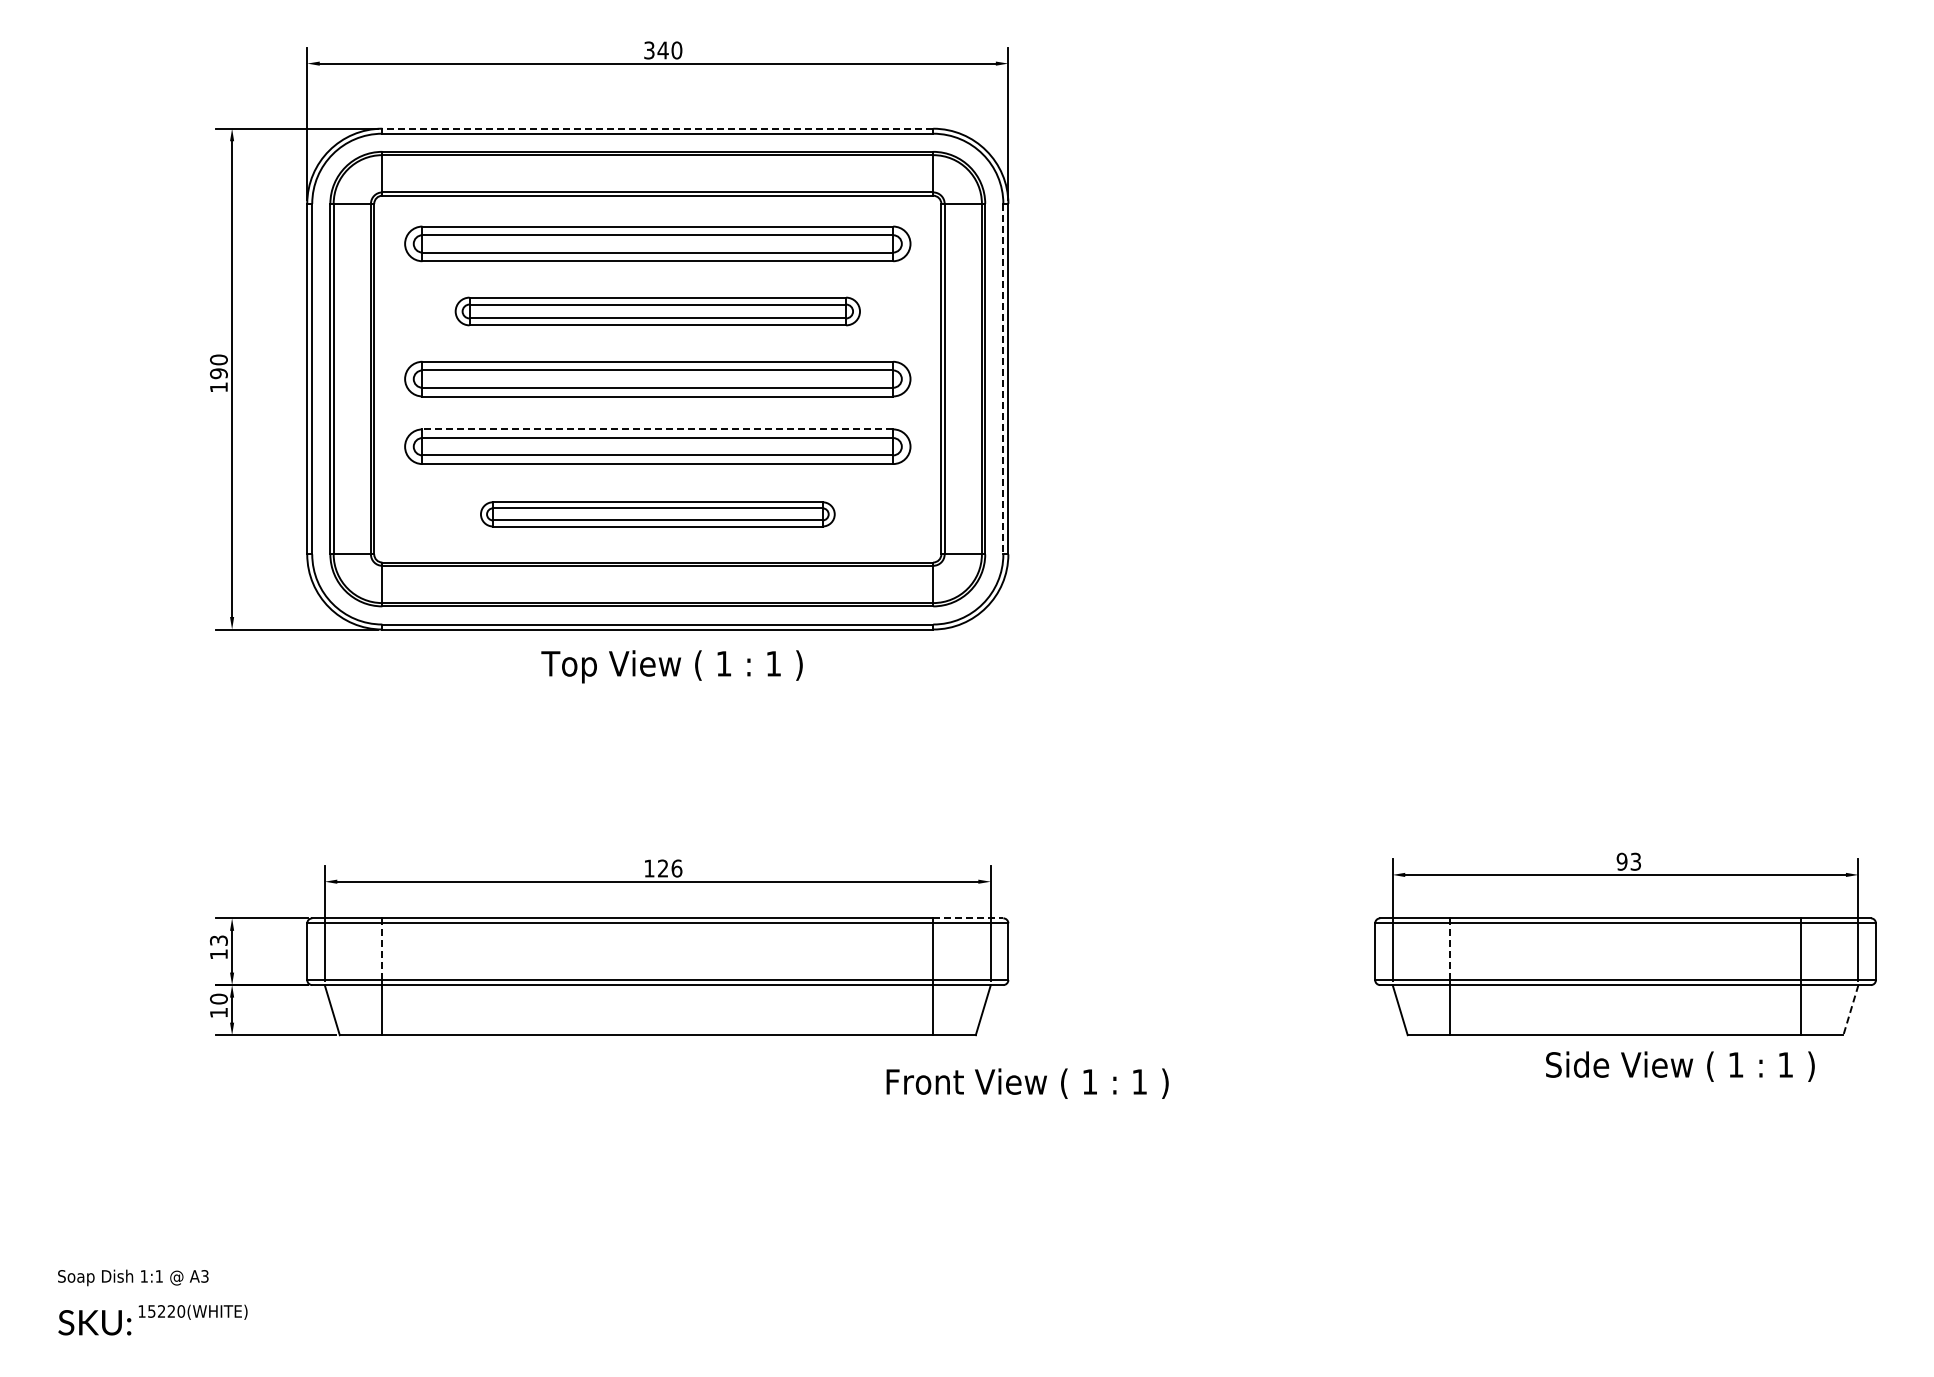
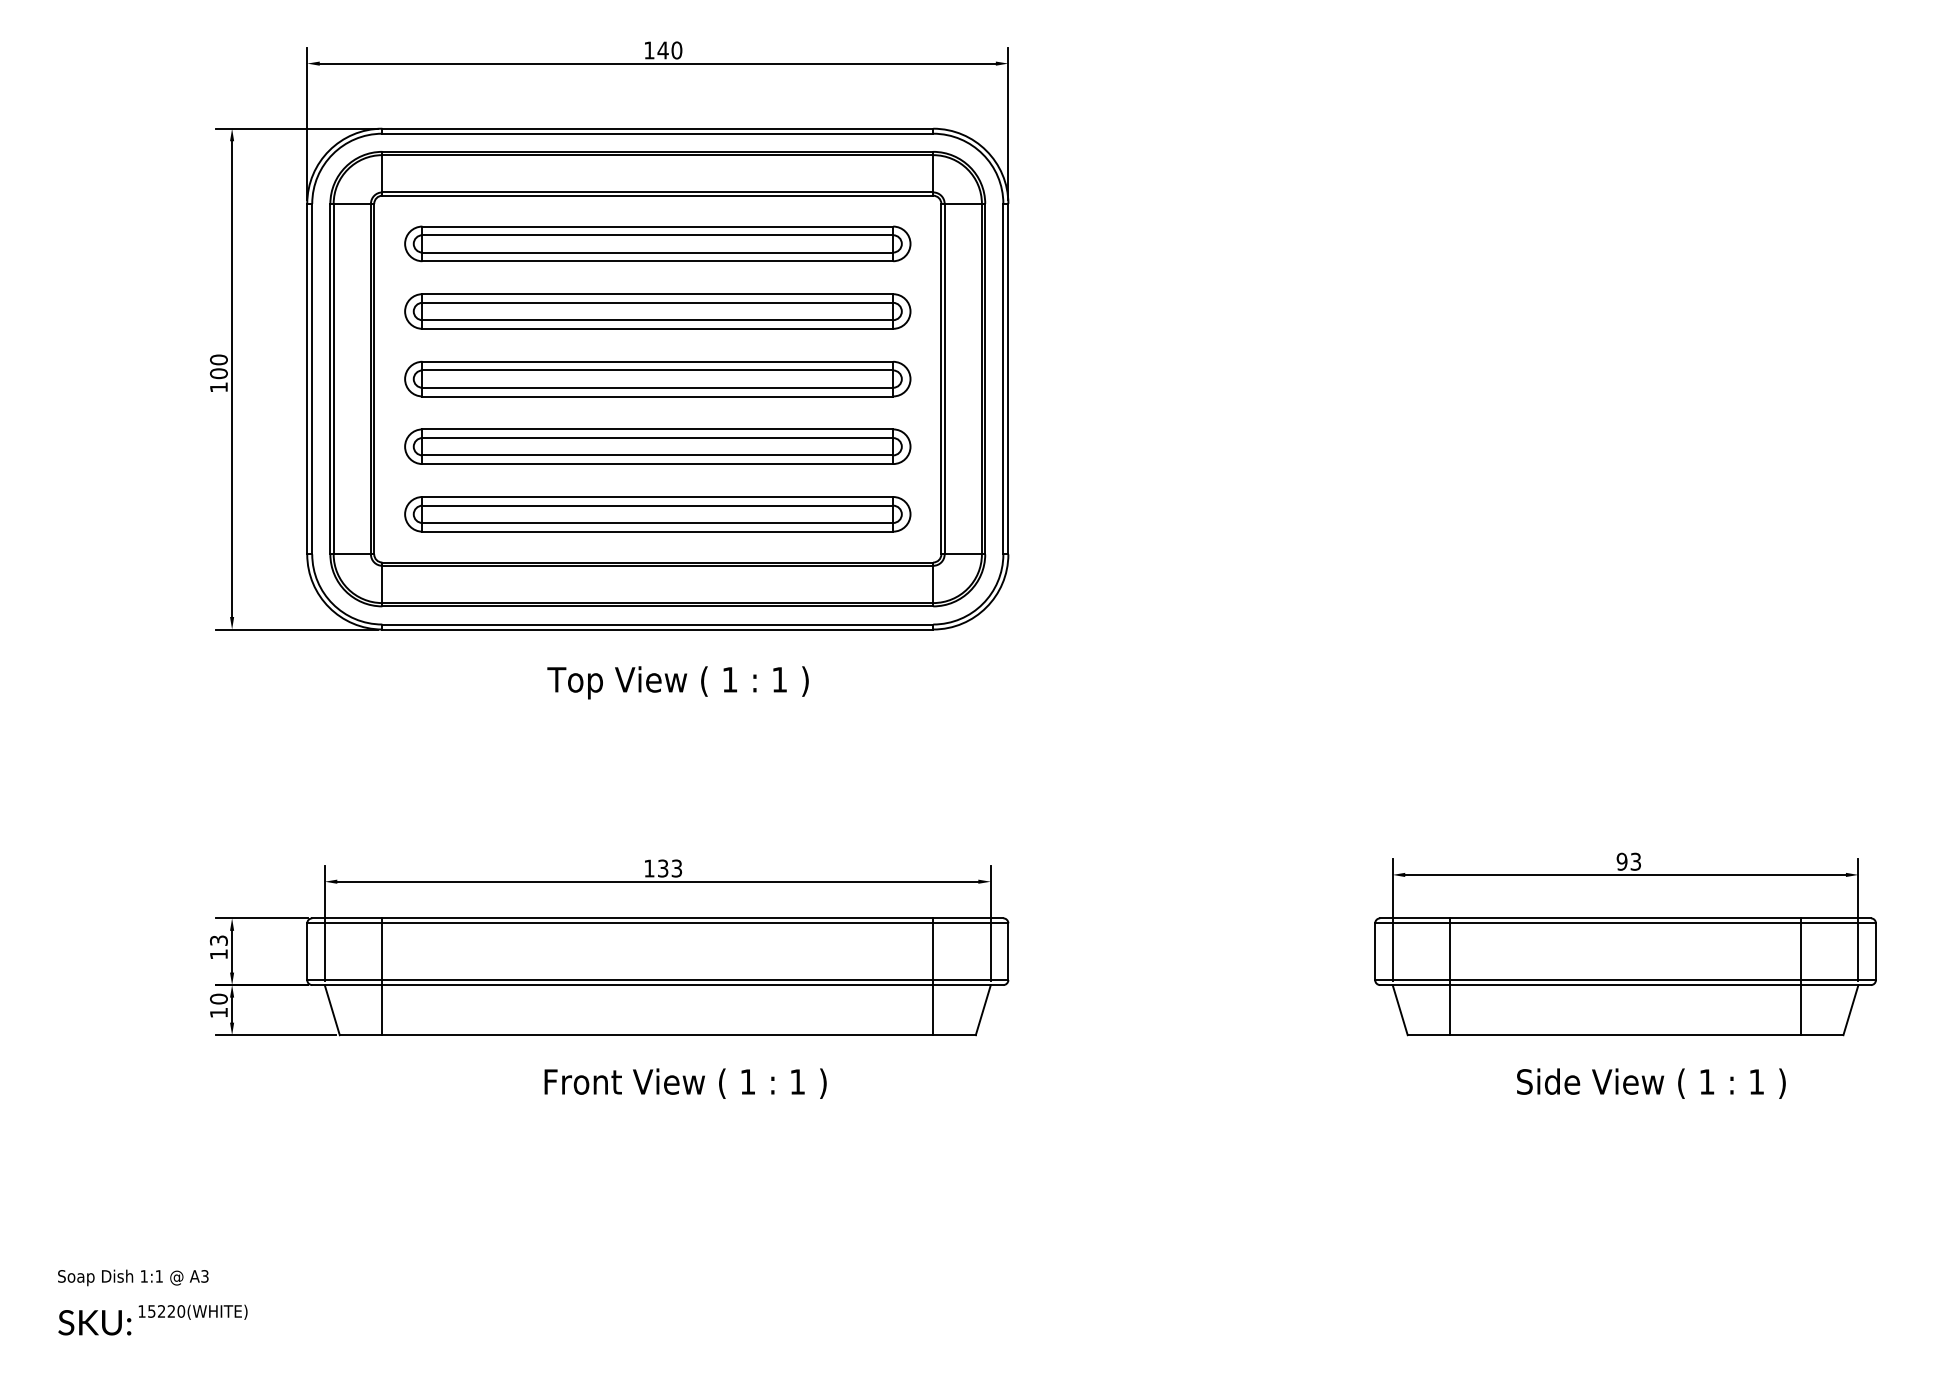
text: 340 -> 140 (649, 50)
line: dashed -> solid (657, 128)
part size: 407x31 px -> 508x37 px (657, 311)
text: 190 -> 100 (218, 373)
line: dashed -> solid (1003, 379)
line: dashed -> solid (657, 429)
part size: 356x27 px -> 508x37 px (657, 514)
text position: (671, 666) -> (677, 682) (677, 682)
text: 126 -> 133 (670, 868)
line: dashed -> solid (968, 918)
line: dashed -> solid (382, 951)
line: dashed -> solid (1450, 951)
line: dashed -> solid (1850, 1010)
text position: (1680, 1066) -> (1651, 1083) (1651, 1083)
text position: (1027, 1083) -> (685, 1083) (685, 1083)
